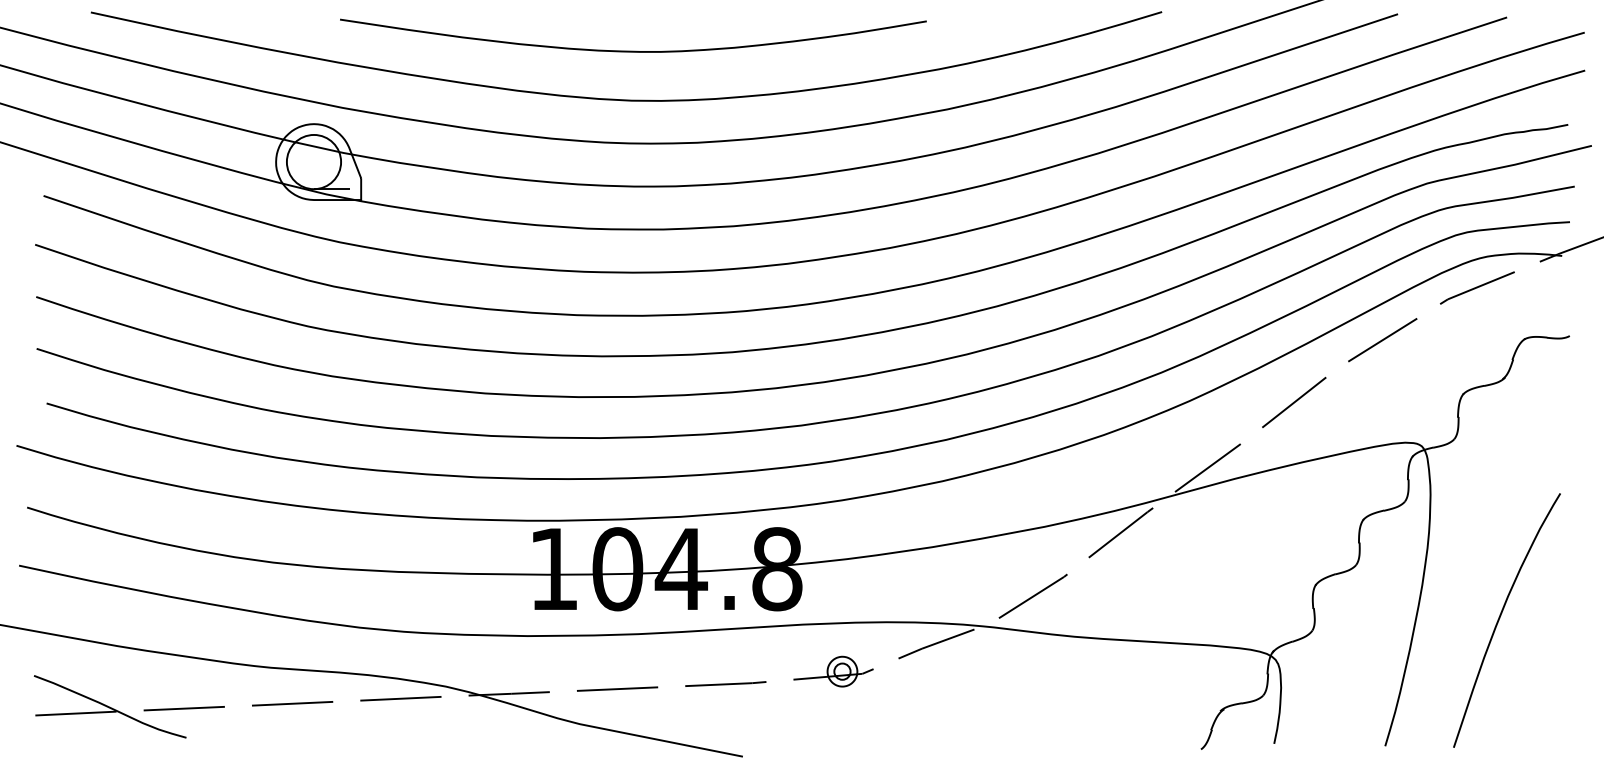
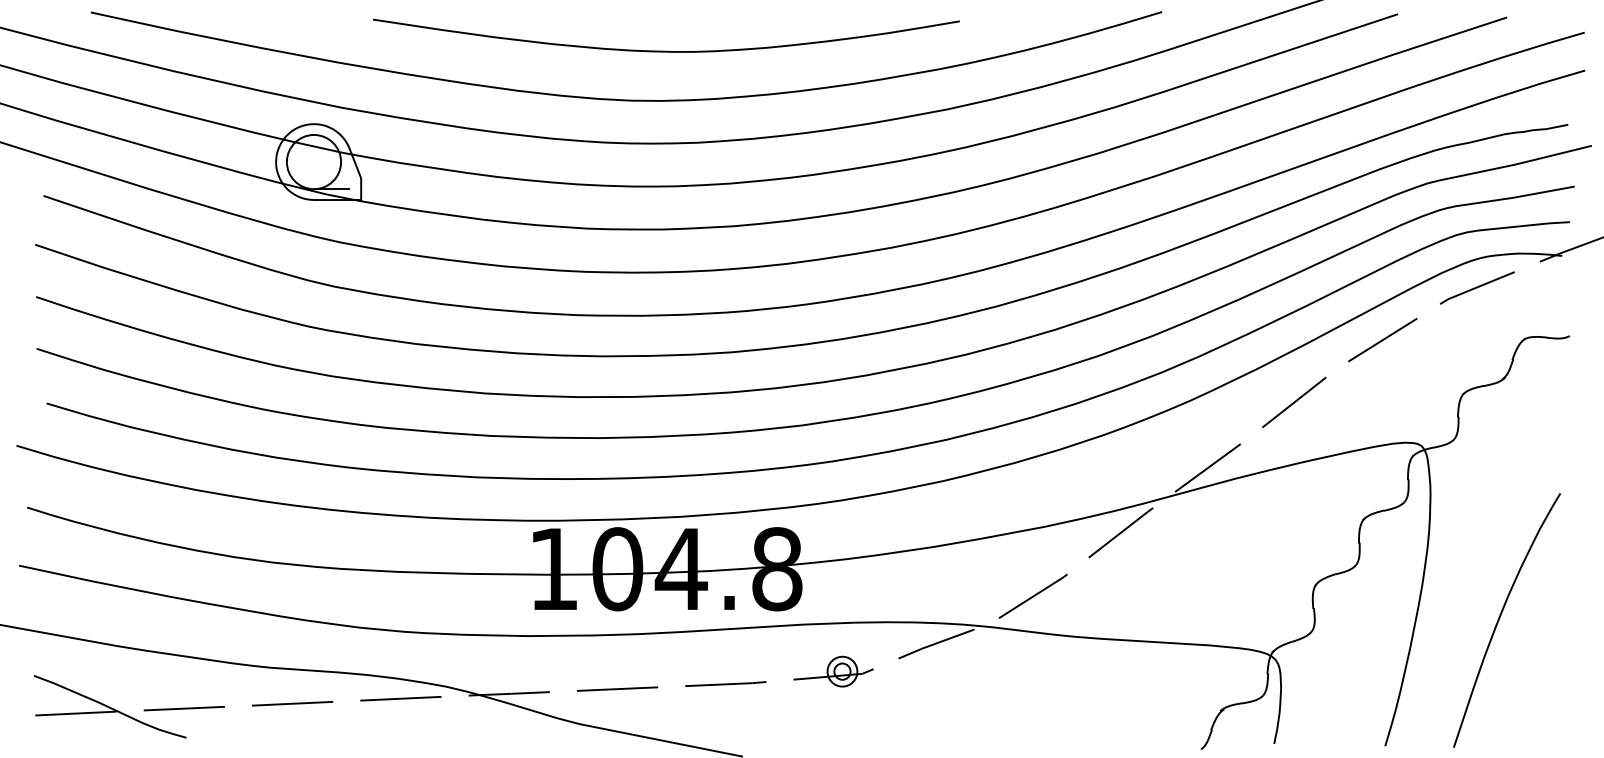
curve position: (633, 50) -> (666, 50) (666, 50)
